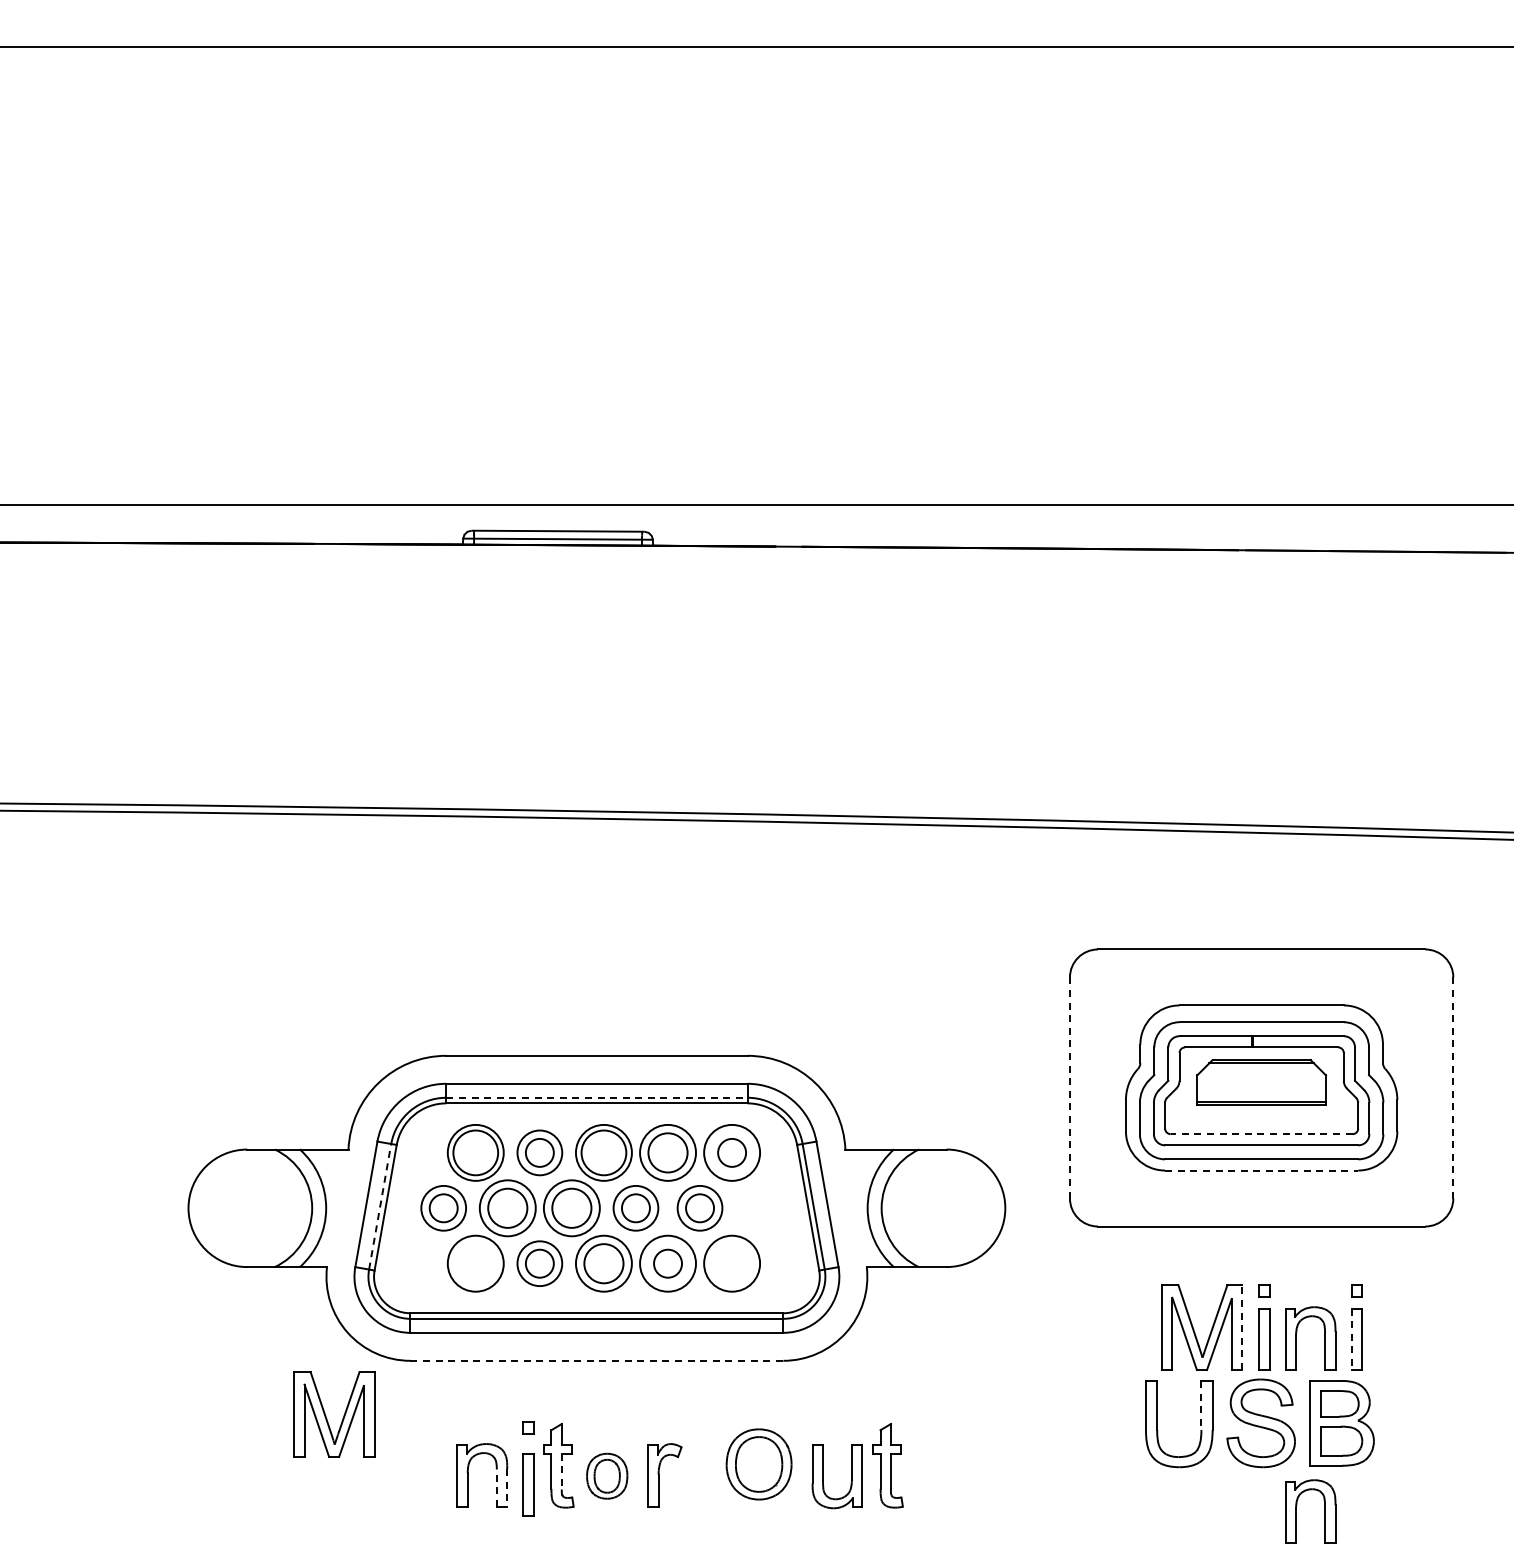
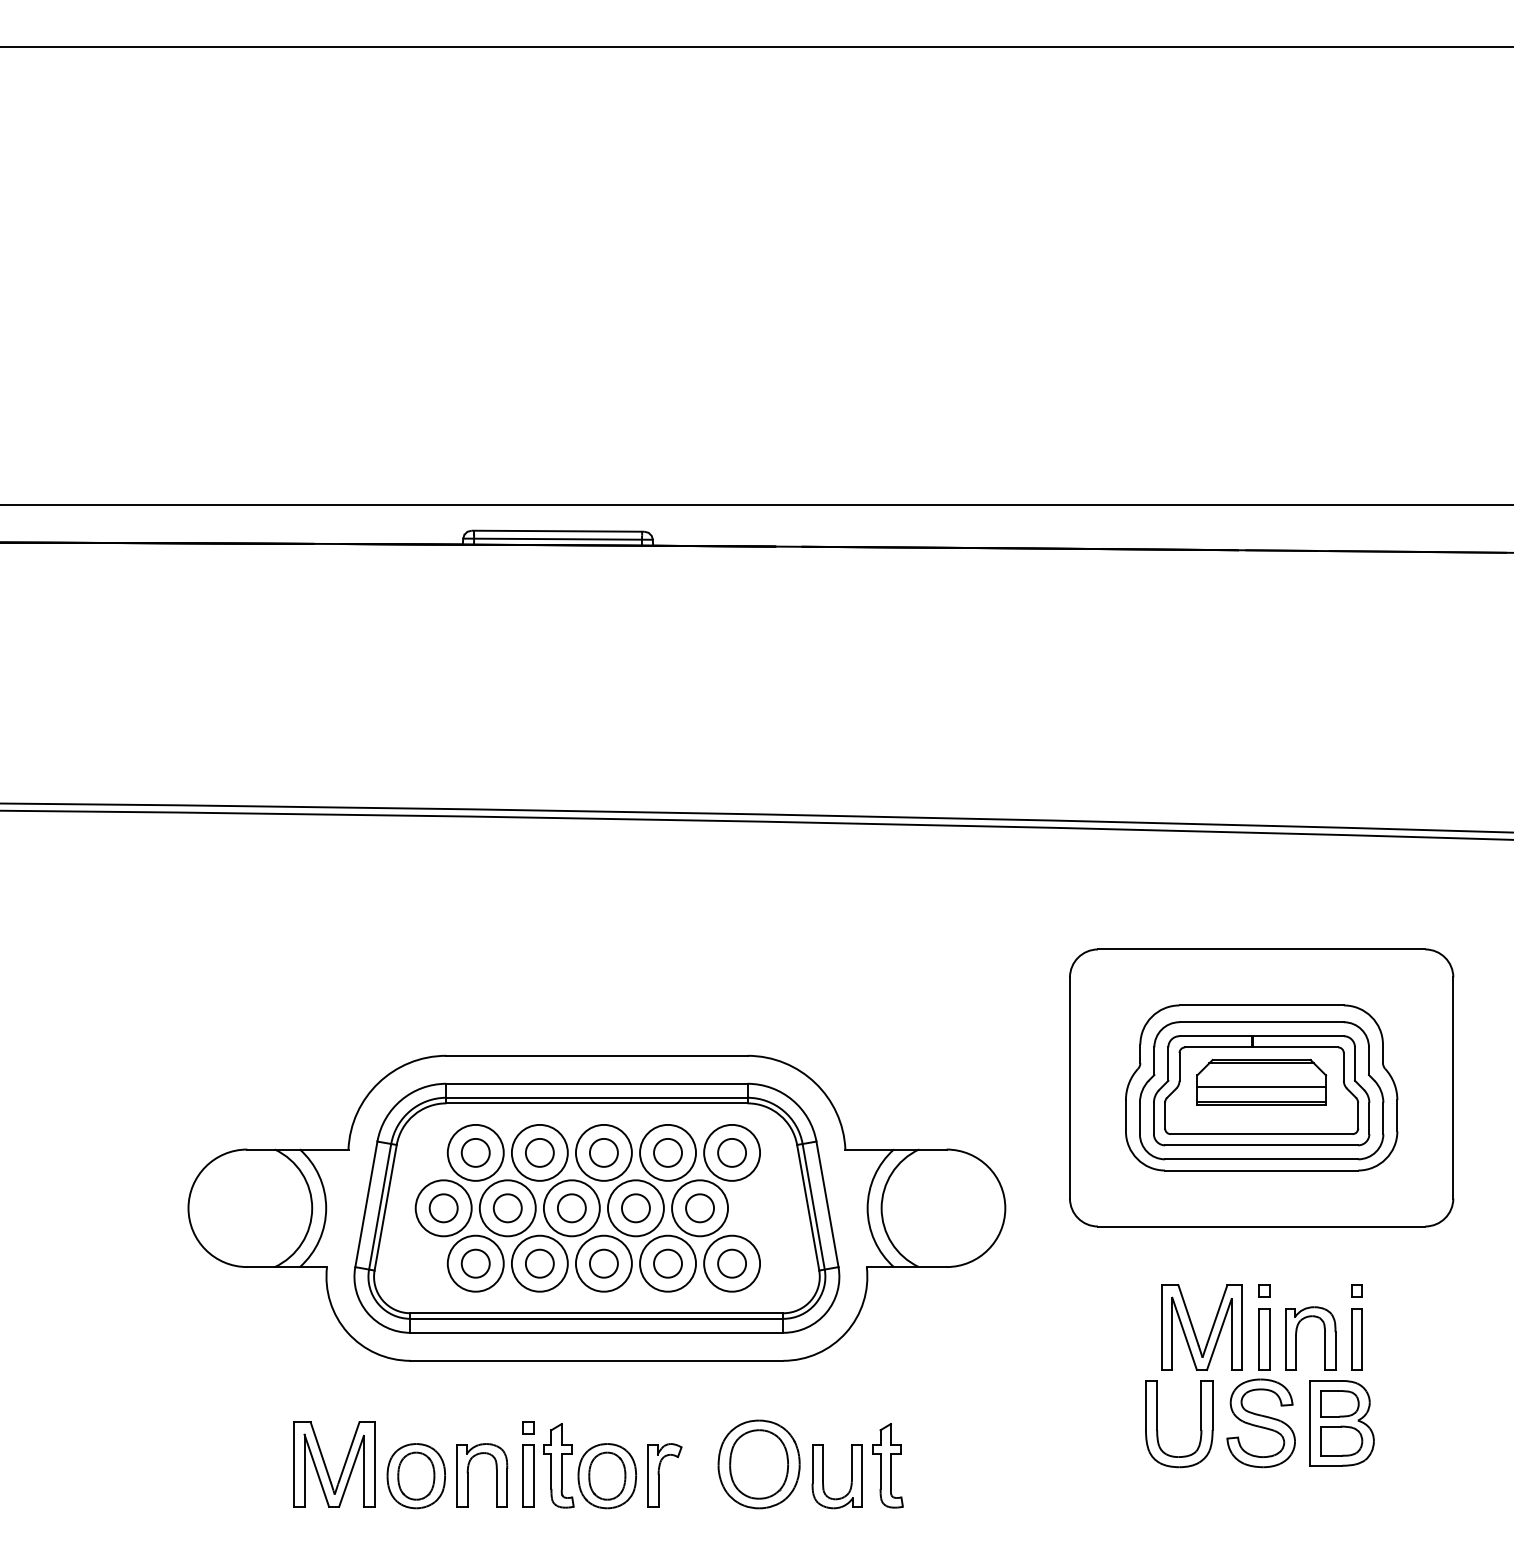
line: none -> present (1261, 1086)
line: dashed -> solid (1069, 1087)
line: dashed -> solid (1453, 1087)
line: dashed -> solid (596, 1097)
line: dashed -> solid (1261, 1134)
circle diameter: 45 px -> 28 px (475, 1152)
circle diameter: 45 px -> 56 px (539, 1152)
circle diameter: 45 px -> 28 px (603, 1152)
circle diameter: 39 px -> 28 px (668, 1152)
line: dashed -> solid (1261, 1170)
line: dashed -> solid (380, 1206)
circle diameter: 45 px -> 56 px (443, 1208)
circle diameter: 39 px -> 28 px (507, 1208)
circle diameter: 39 px -> 28 px (571, 1208)
circle diameter: 45 px -> 56 px (635, 1208)
circle diameter: 45 px -> 56 px (700, 1208)
circle: none -> present (475, 1263)
circle diameter: 45 px -> 56 px (539, 1263)
circle diameter: 39 px -> 28 px (603, 1263)
circle: none -> present (731, 1263)
line: dashed -> solid (1242, 1327)
line: dashed -> solid (1351, 1339)
line: dashed -> solid (596, 1360)
line: dashed -> solid (1201, 1405)
part position: (326, 1415) -> (326, 1465) (326, 1465)
part size: 68x73 px -> 84x91 px (758, 1464)
line: dashed -> solid (561, 1471)
part size: 43x48 px -> 60x67 px (606, 1476)
part: none -> present (415, 1476)
part position: (528, 1484) -> (528, 1475) (528, 1475)
line: dashed -> solid (496, 1488)
line: dashed -> solid (507, 1488)
part: present -> none (1296, 1511)
